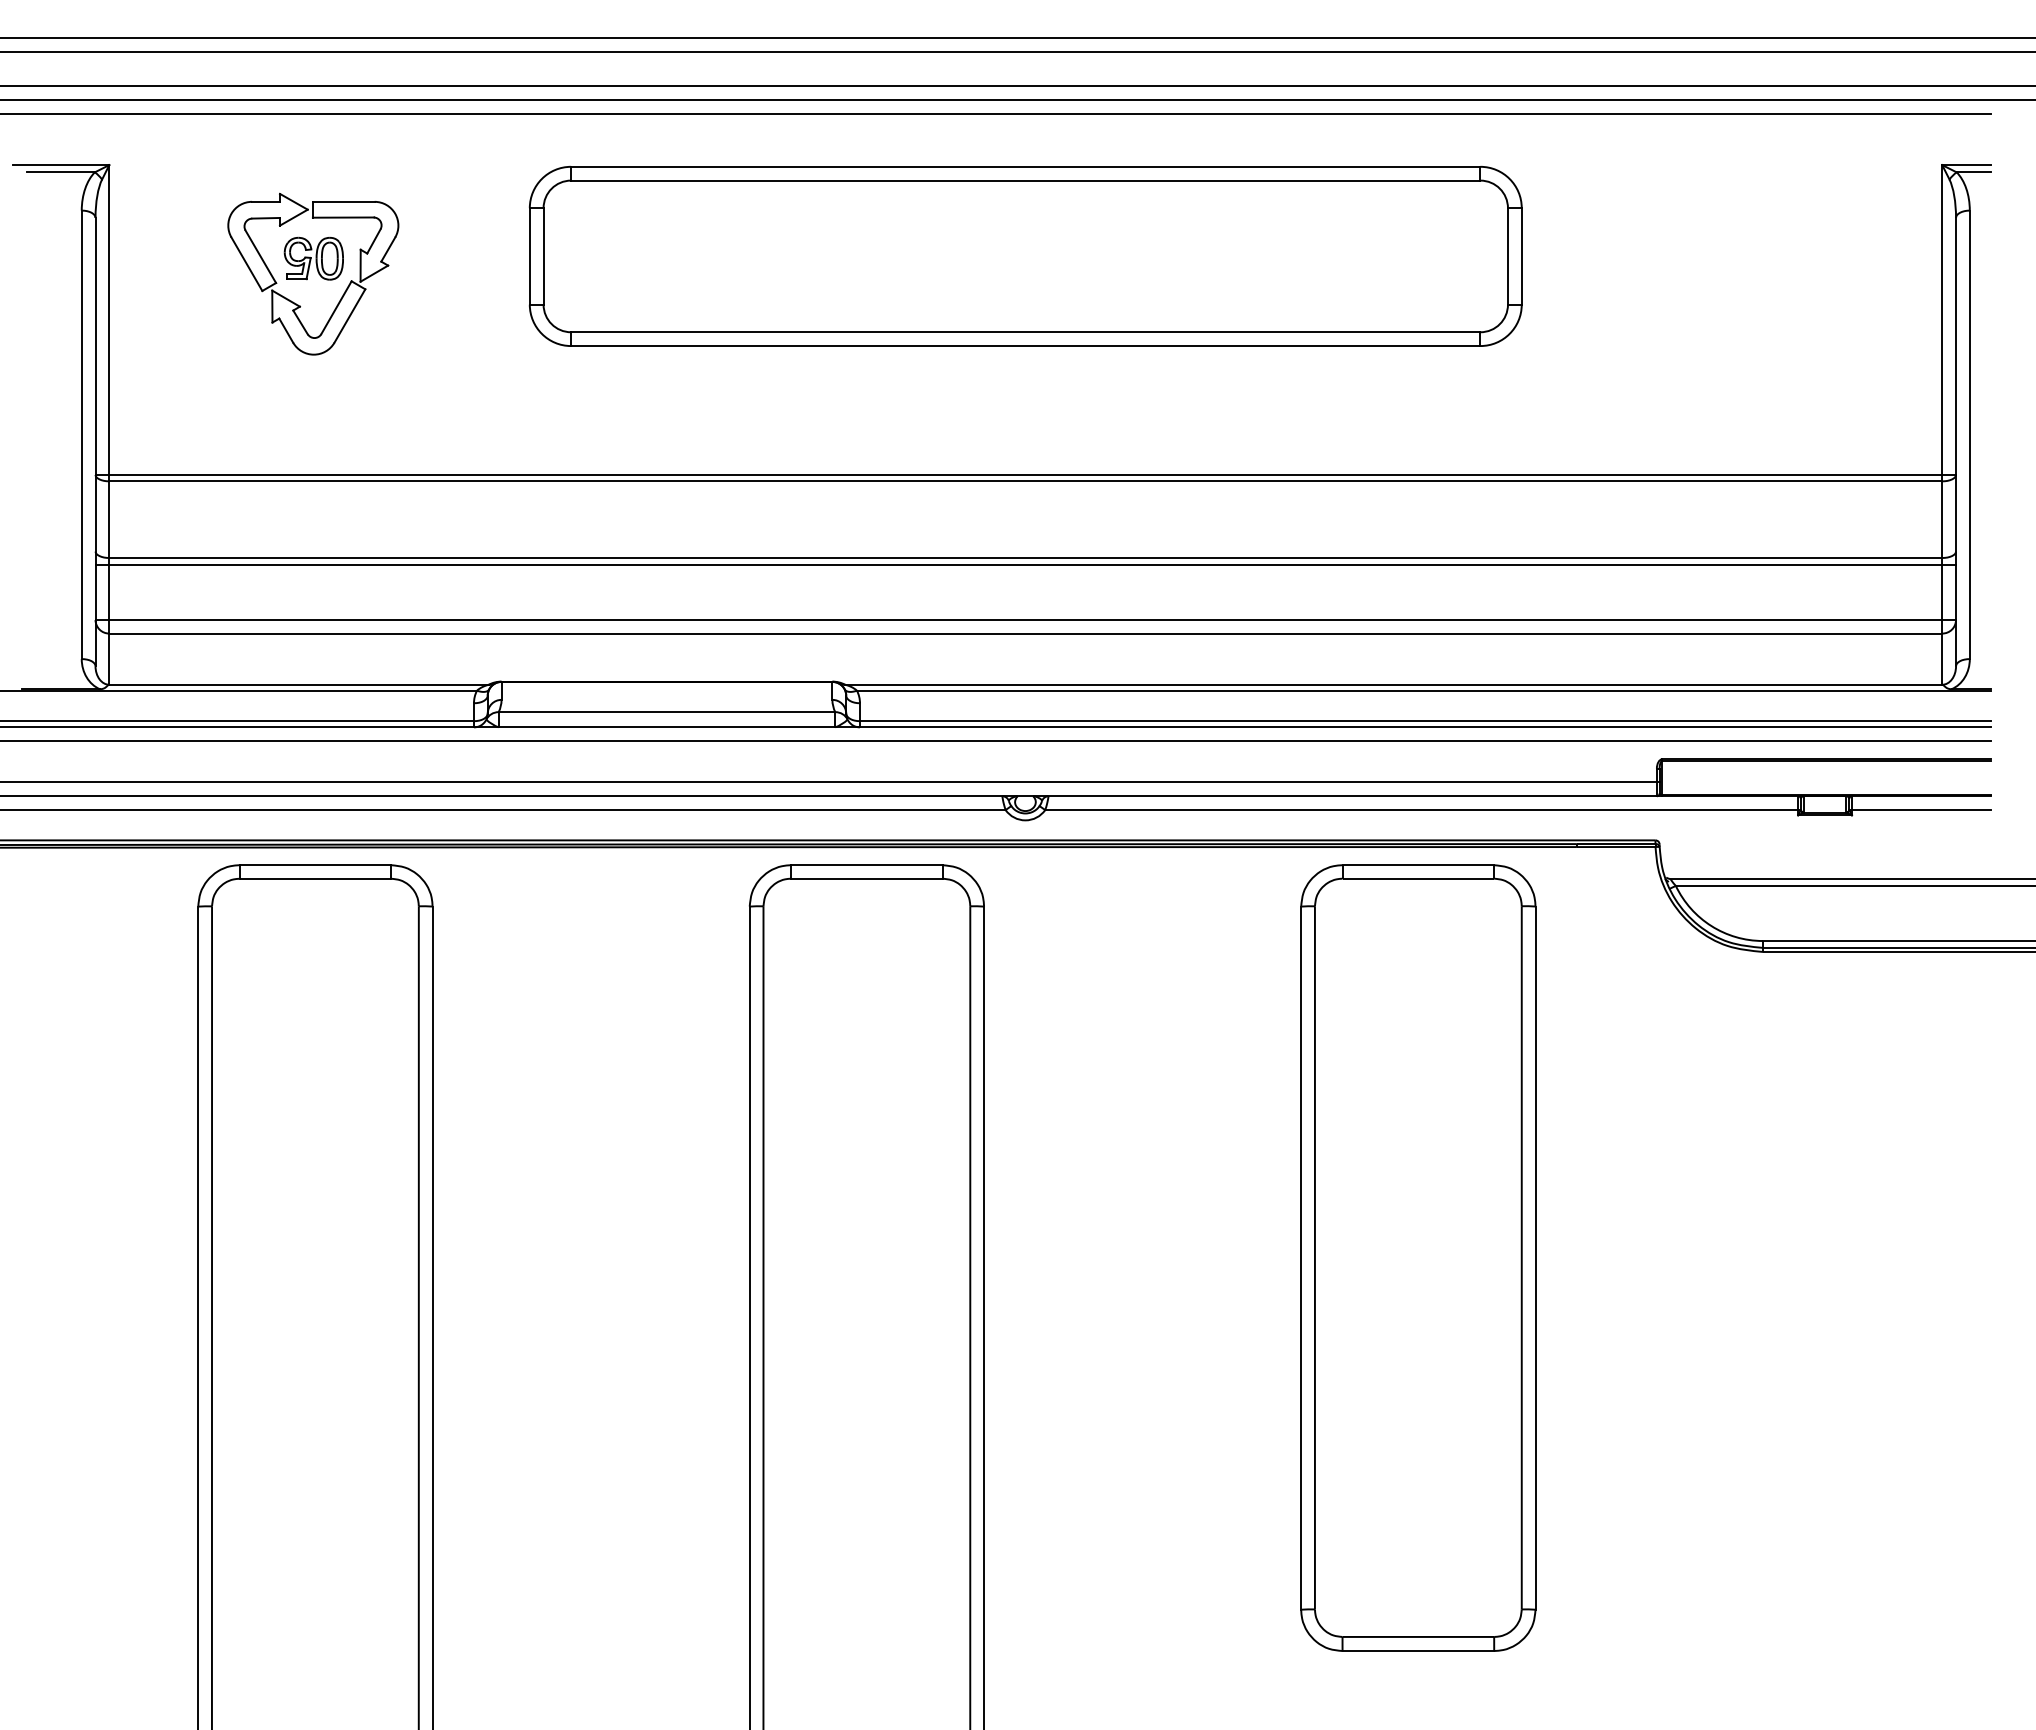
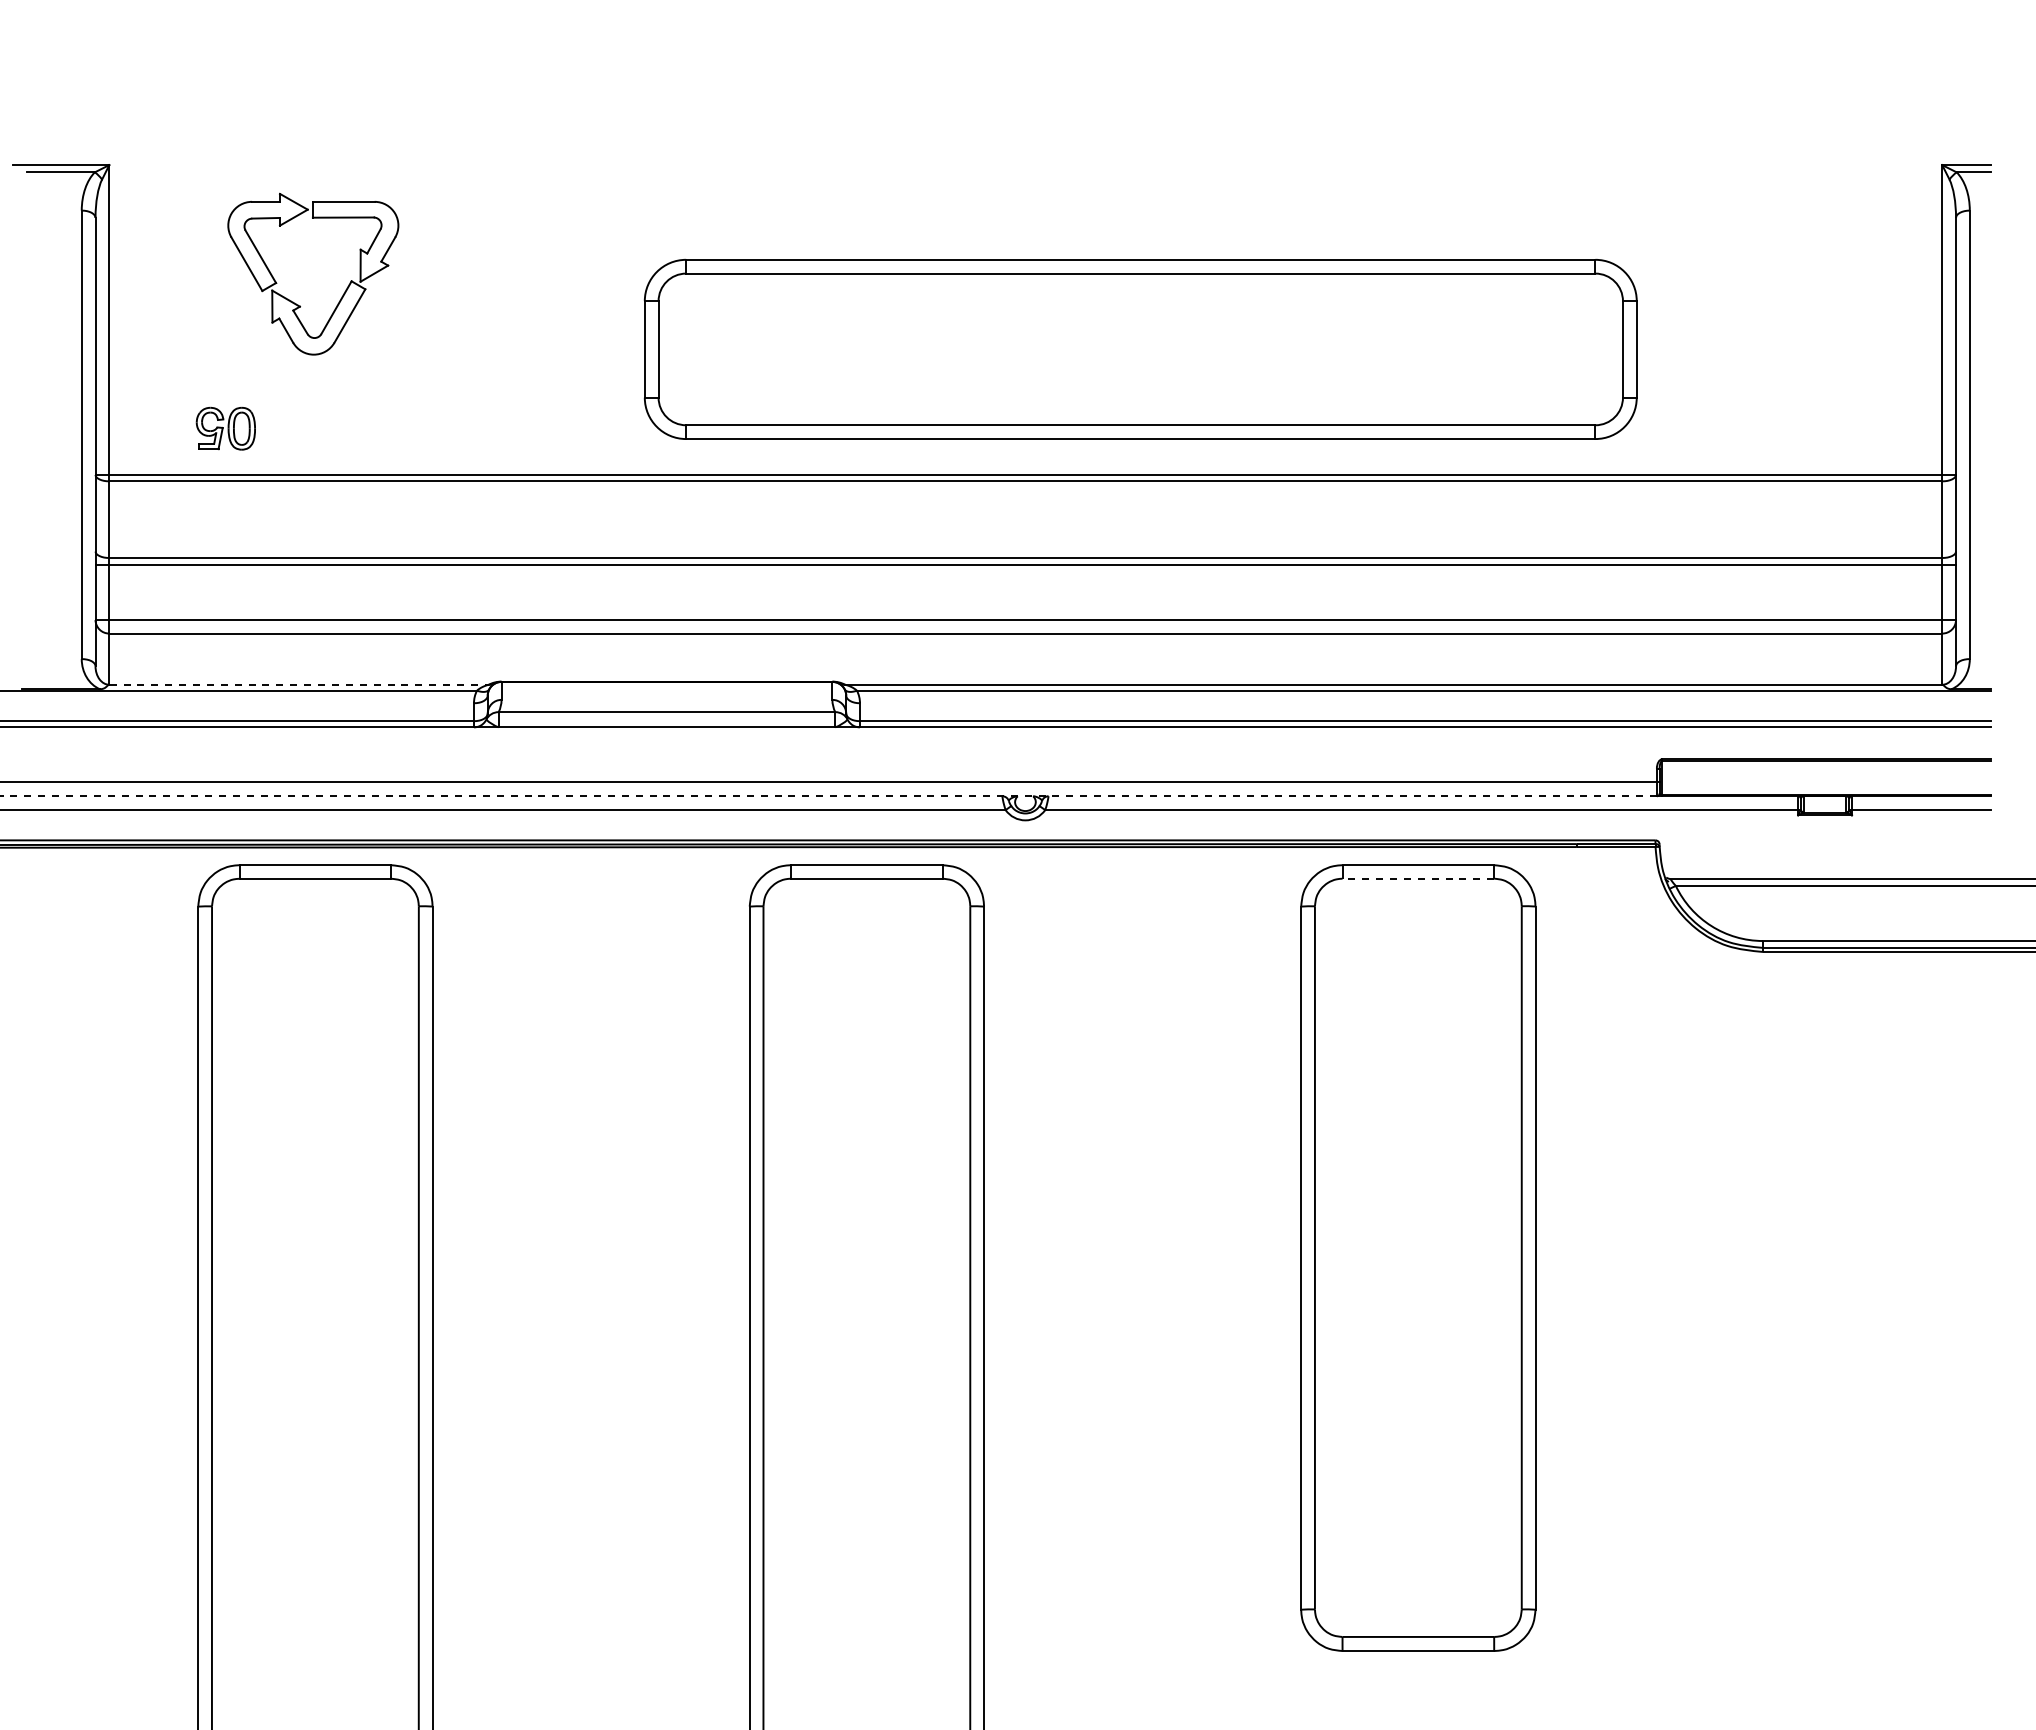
line: present -> none (1017, 37)
line: present -> none (1017, 51)
line: present -> none (1017, 86)
line: present -> none (1017, 100)
line: present -> none (996, 113)
part position: (1025, 255) -> (1140, 348) (1140, 348)
part position: (313, 258) -> (225, 428) (225, 428)
line: solid -> dashed (299, 684)
line: present -> none (996, 741)
line: solid -> dashed (828, 796)
line: solid -> dashed (1417, 878)
